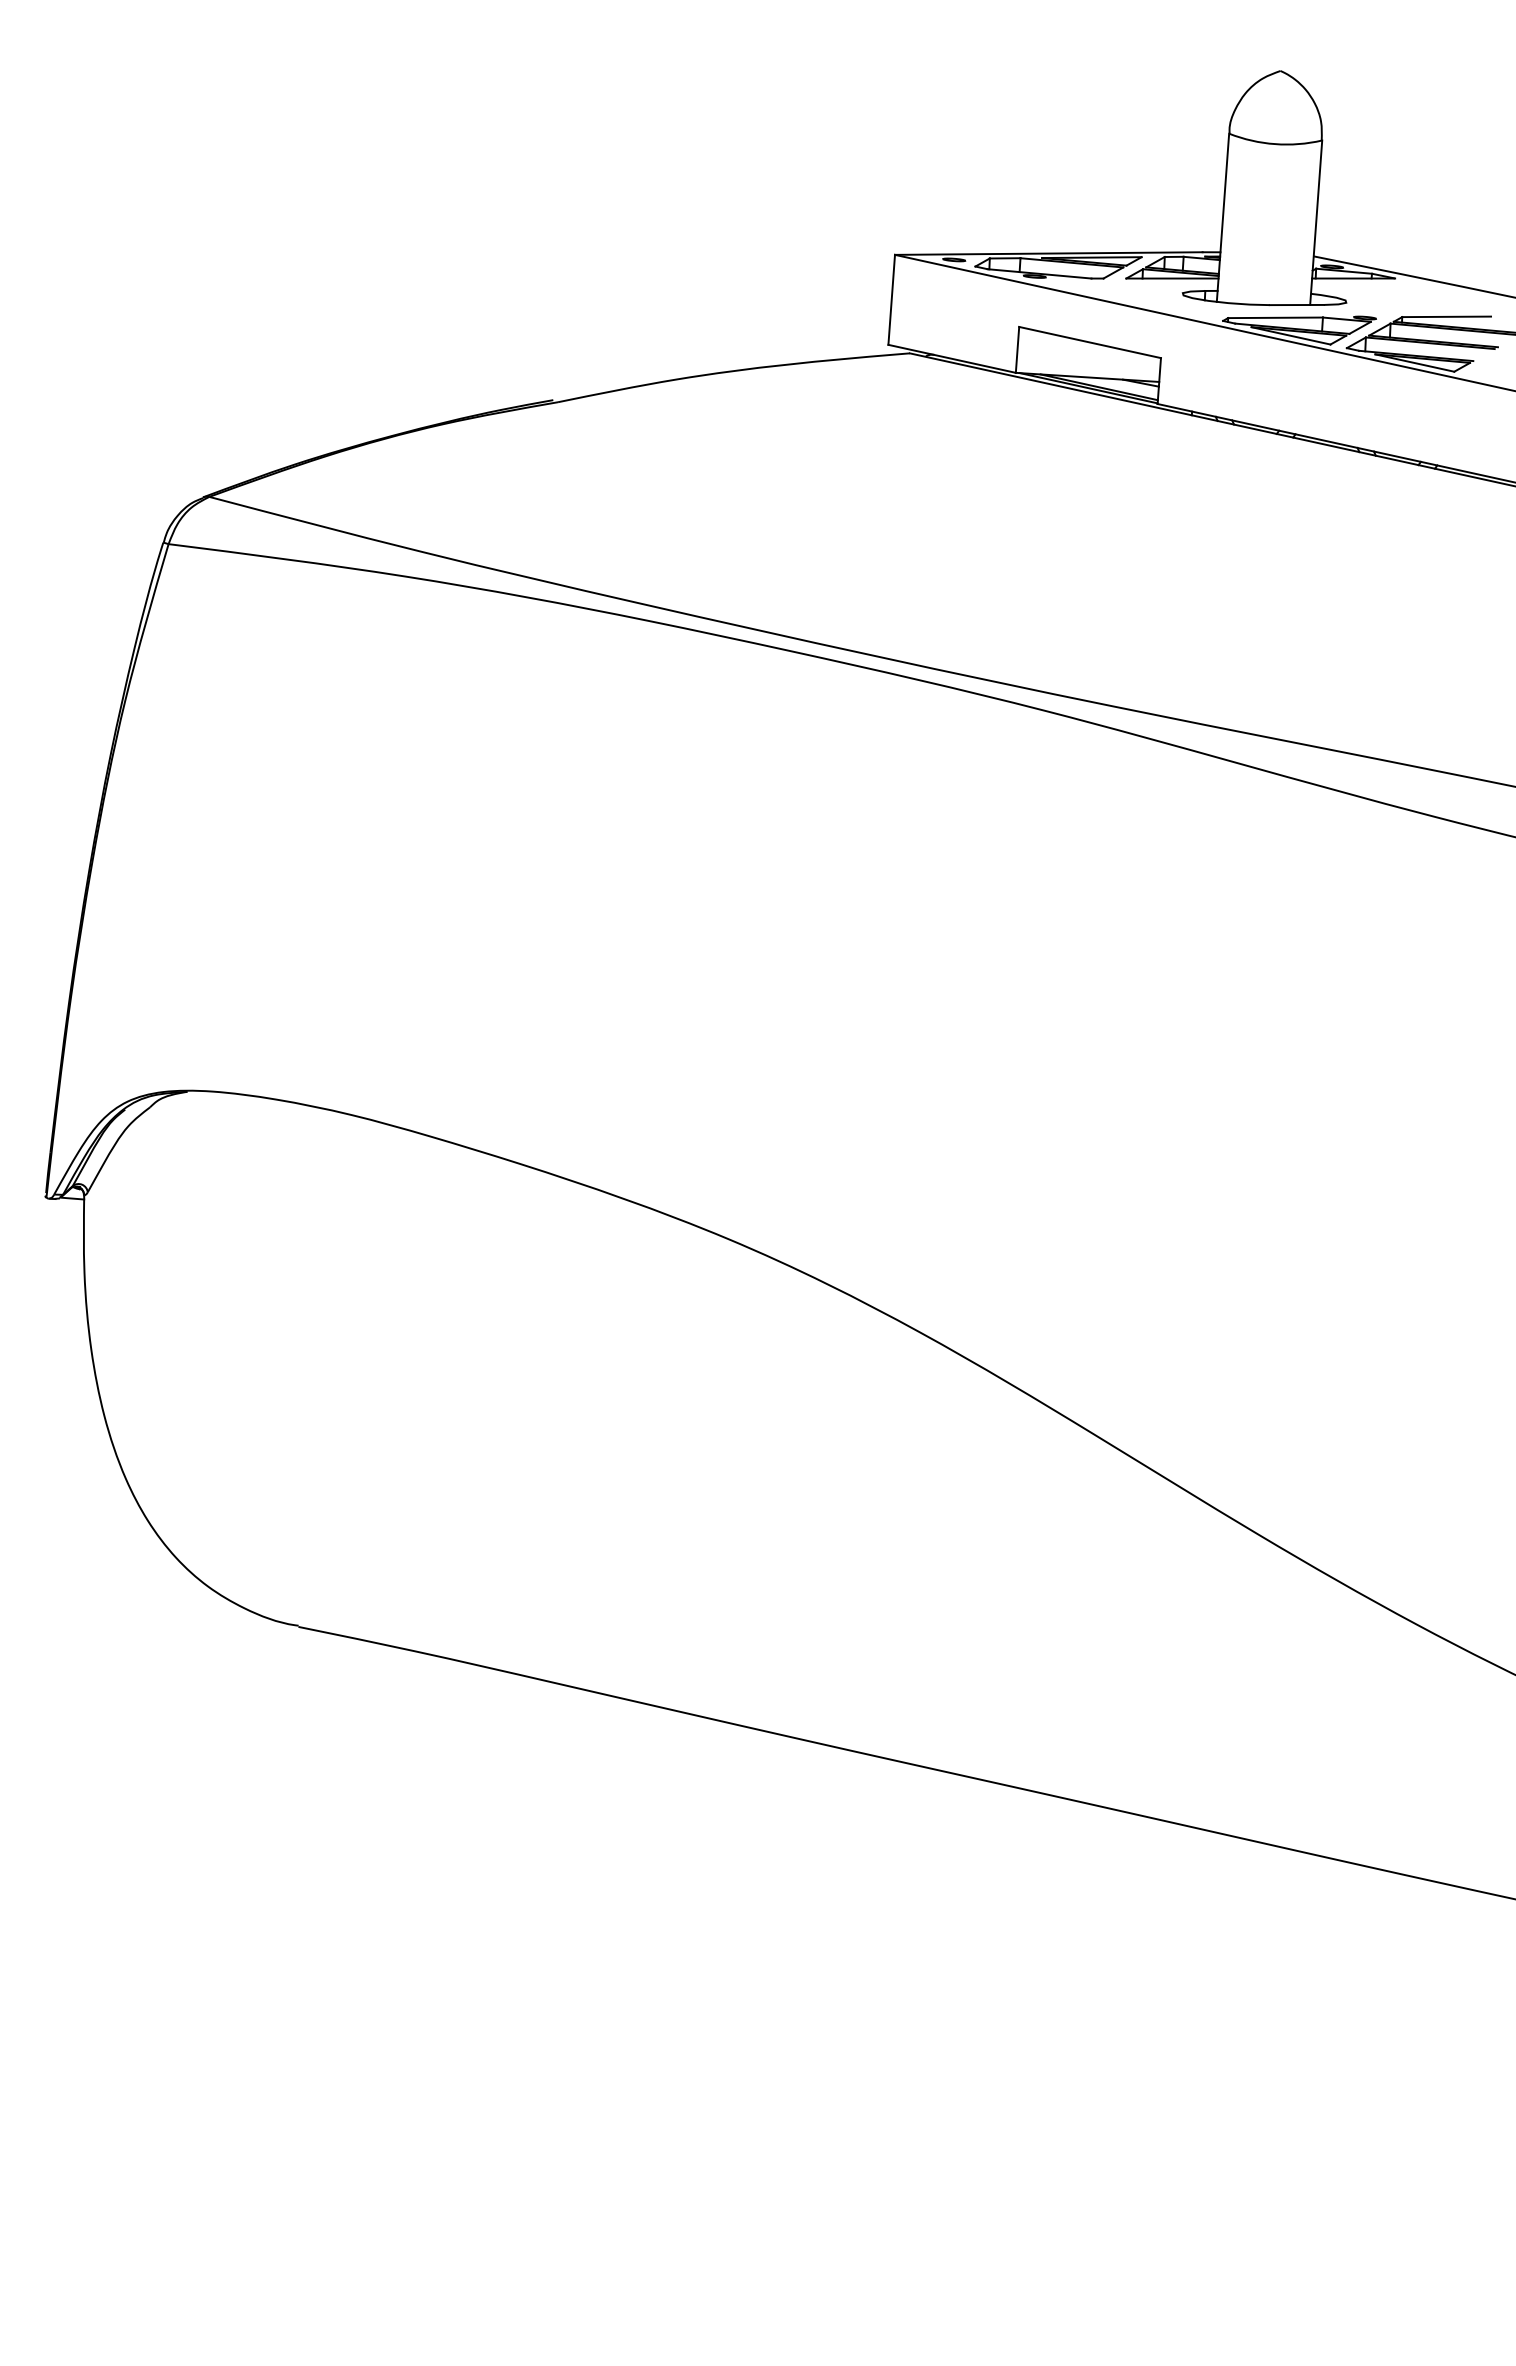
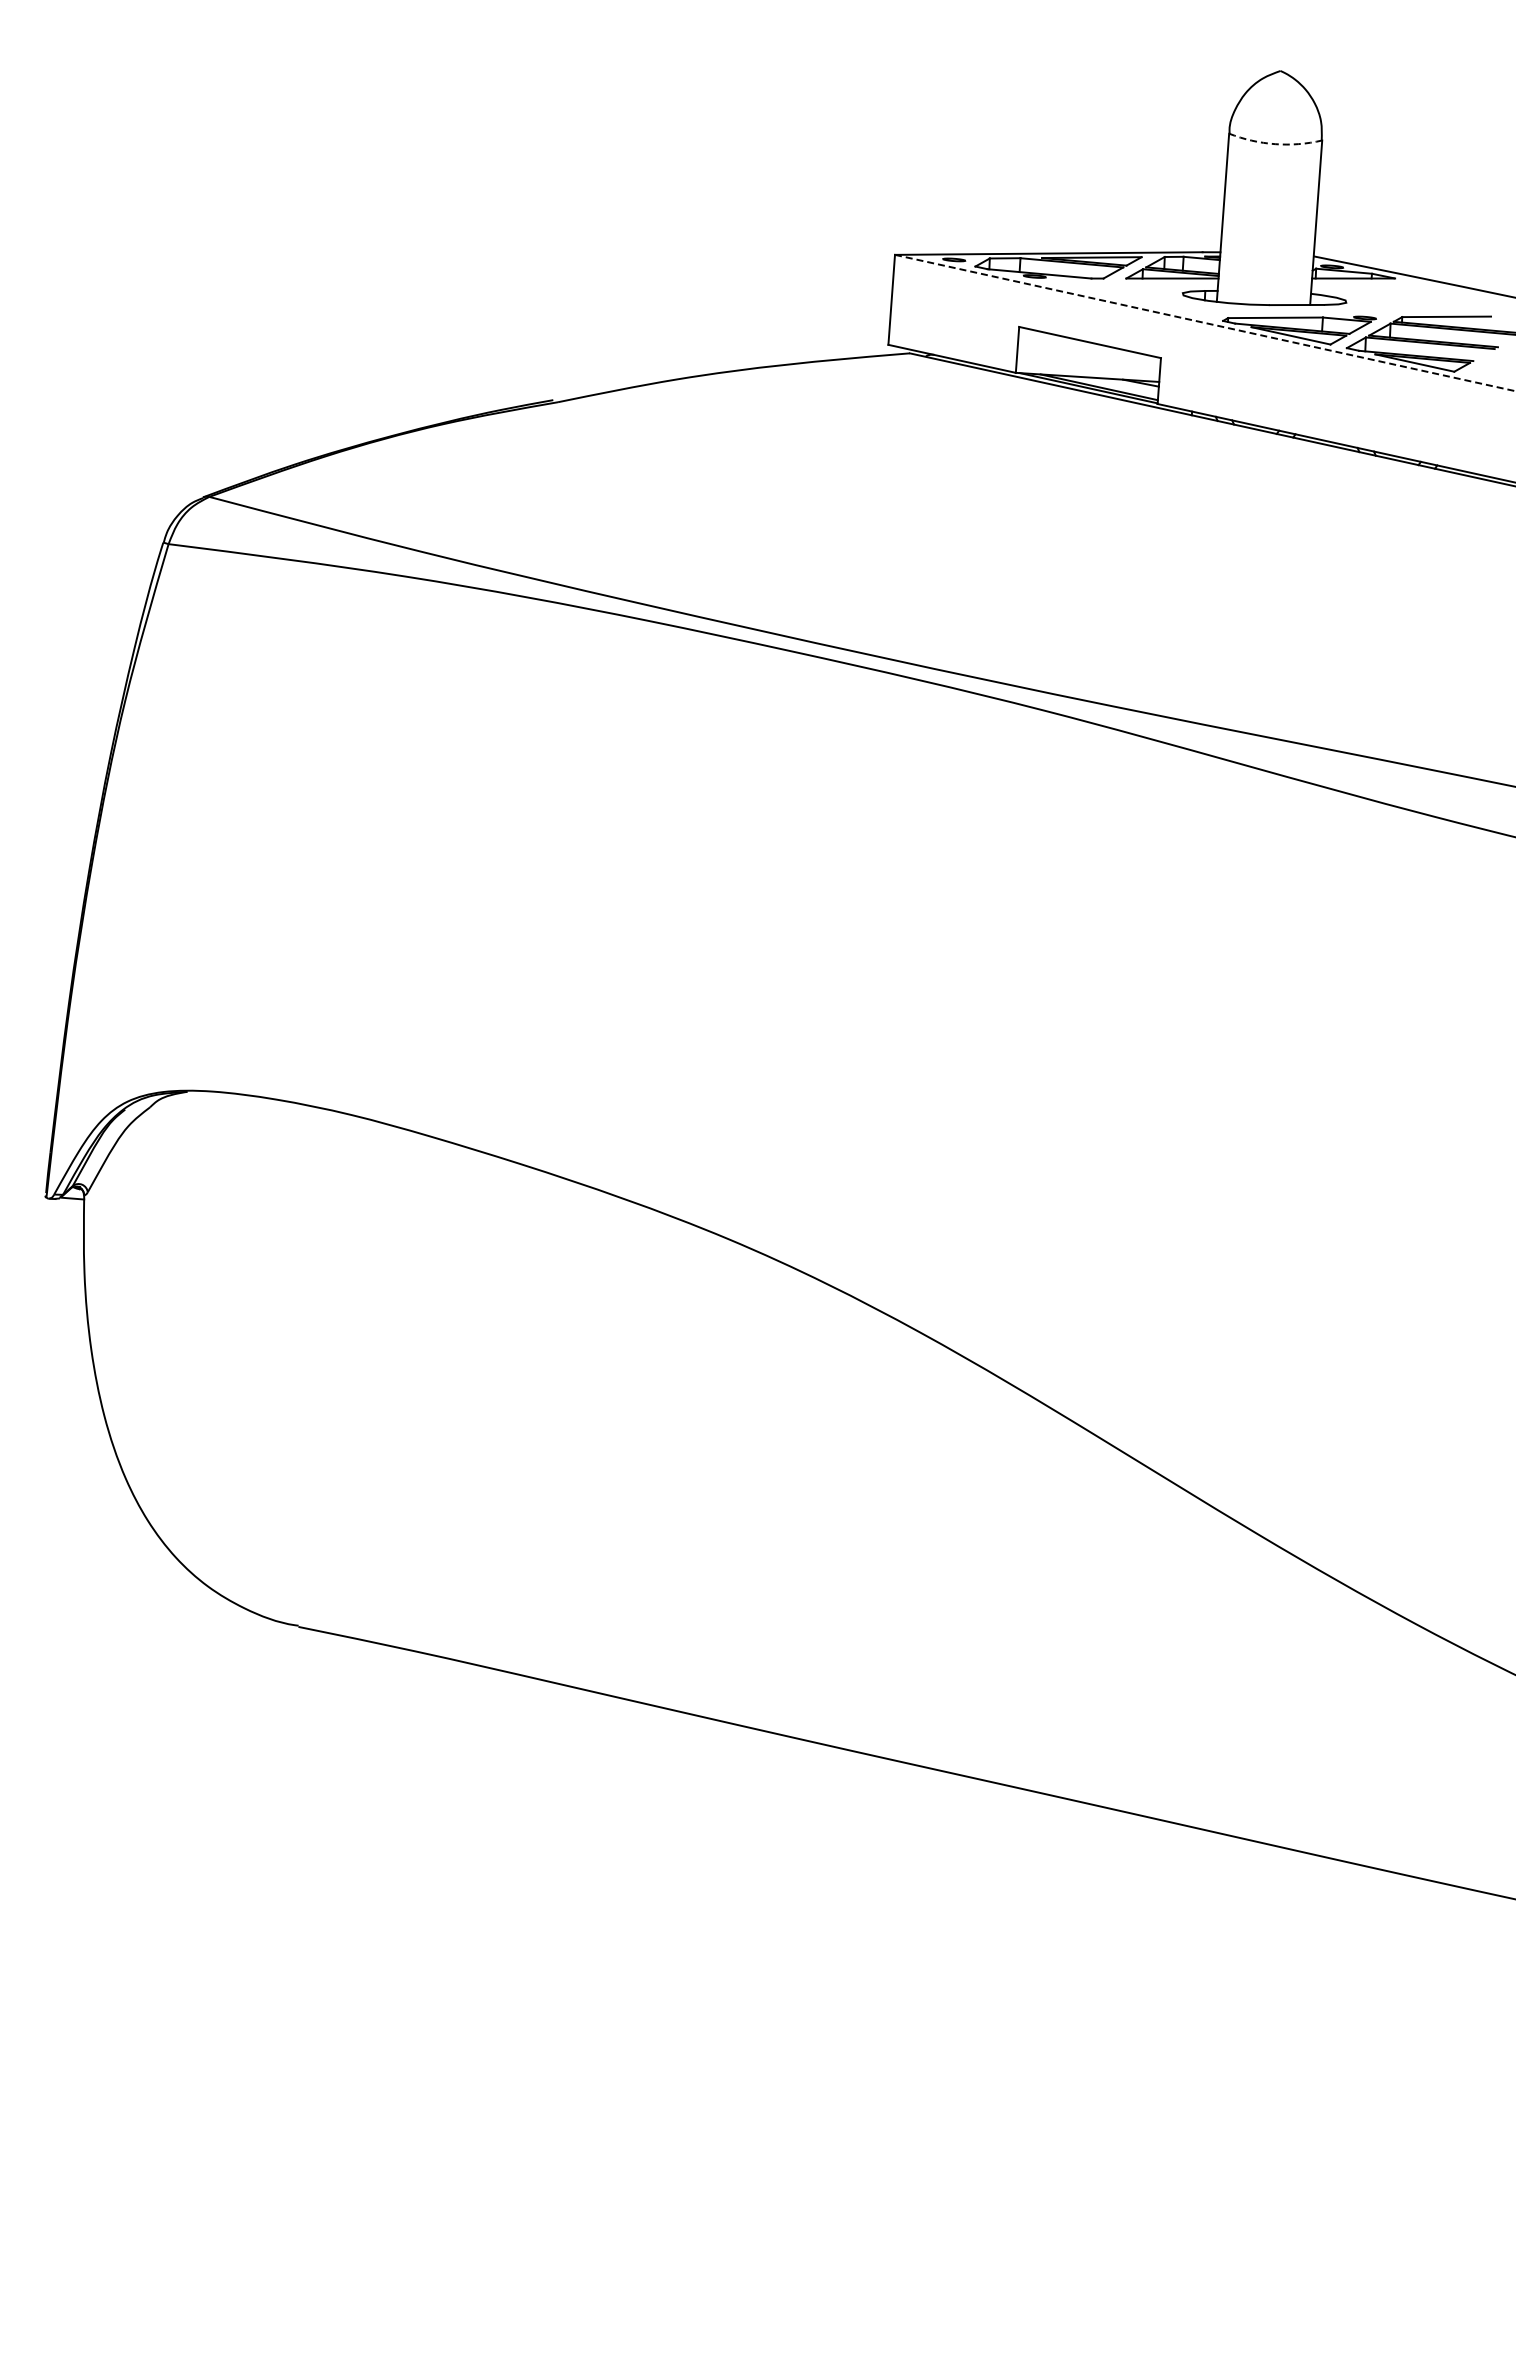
arc: solid -> dashed (1275, 144)
line: solid -> dashed (1205, 323)
